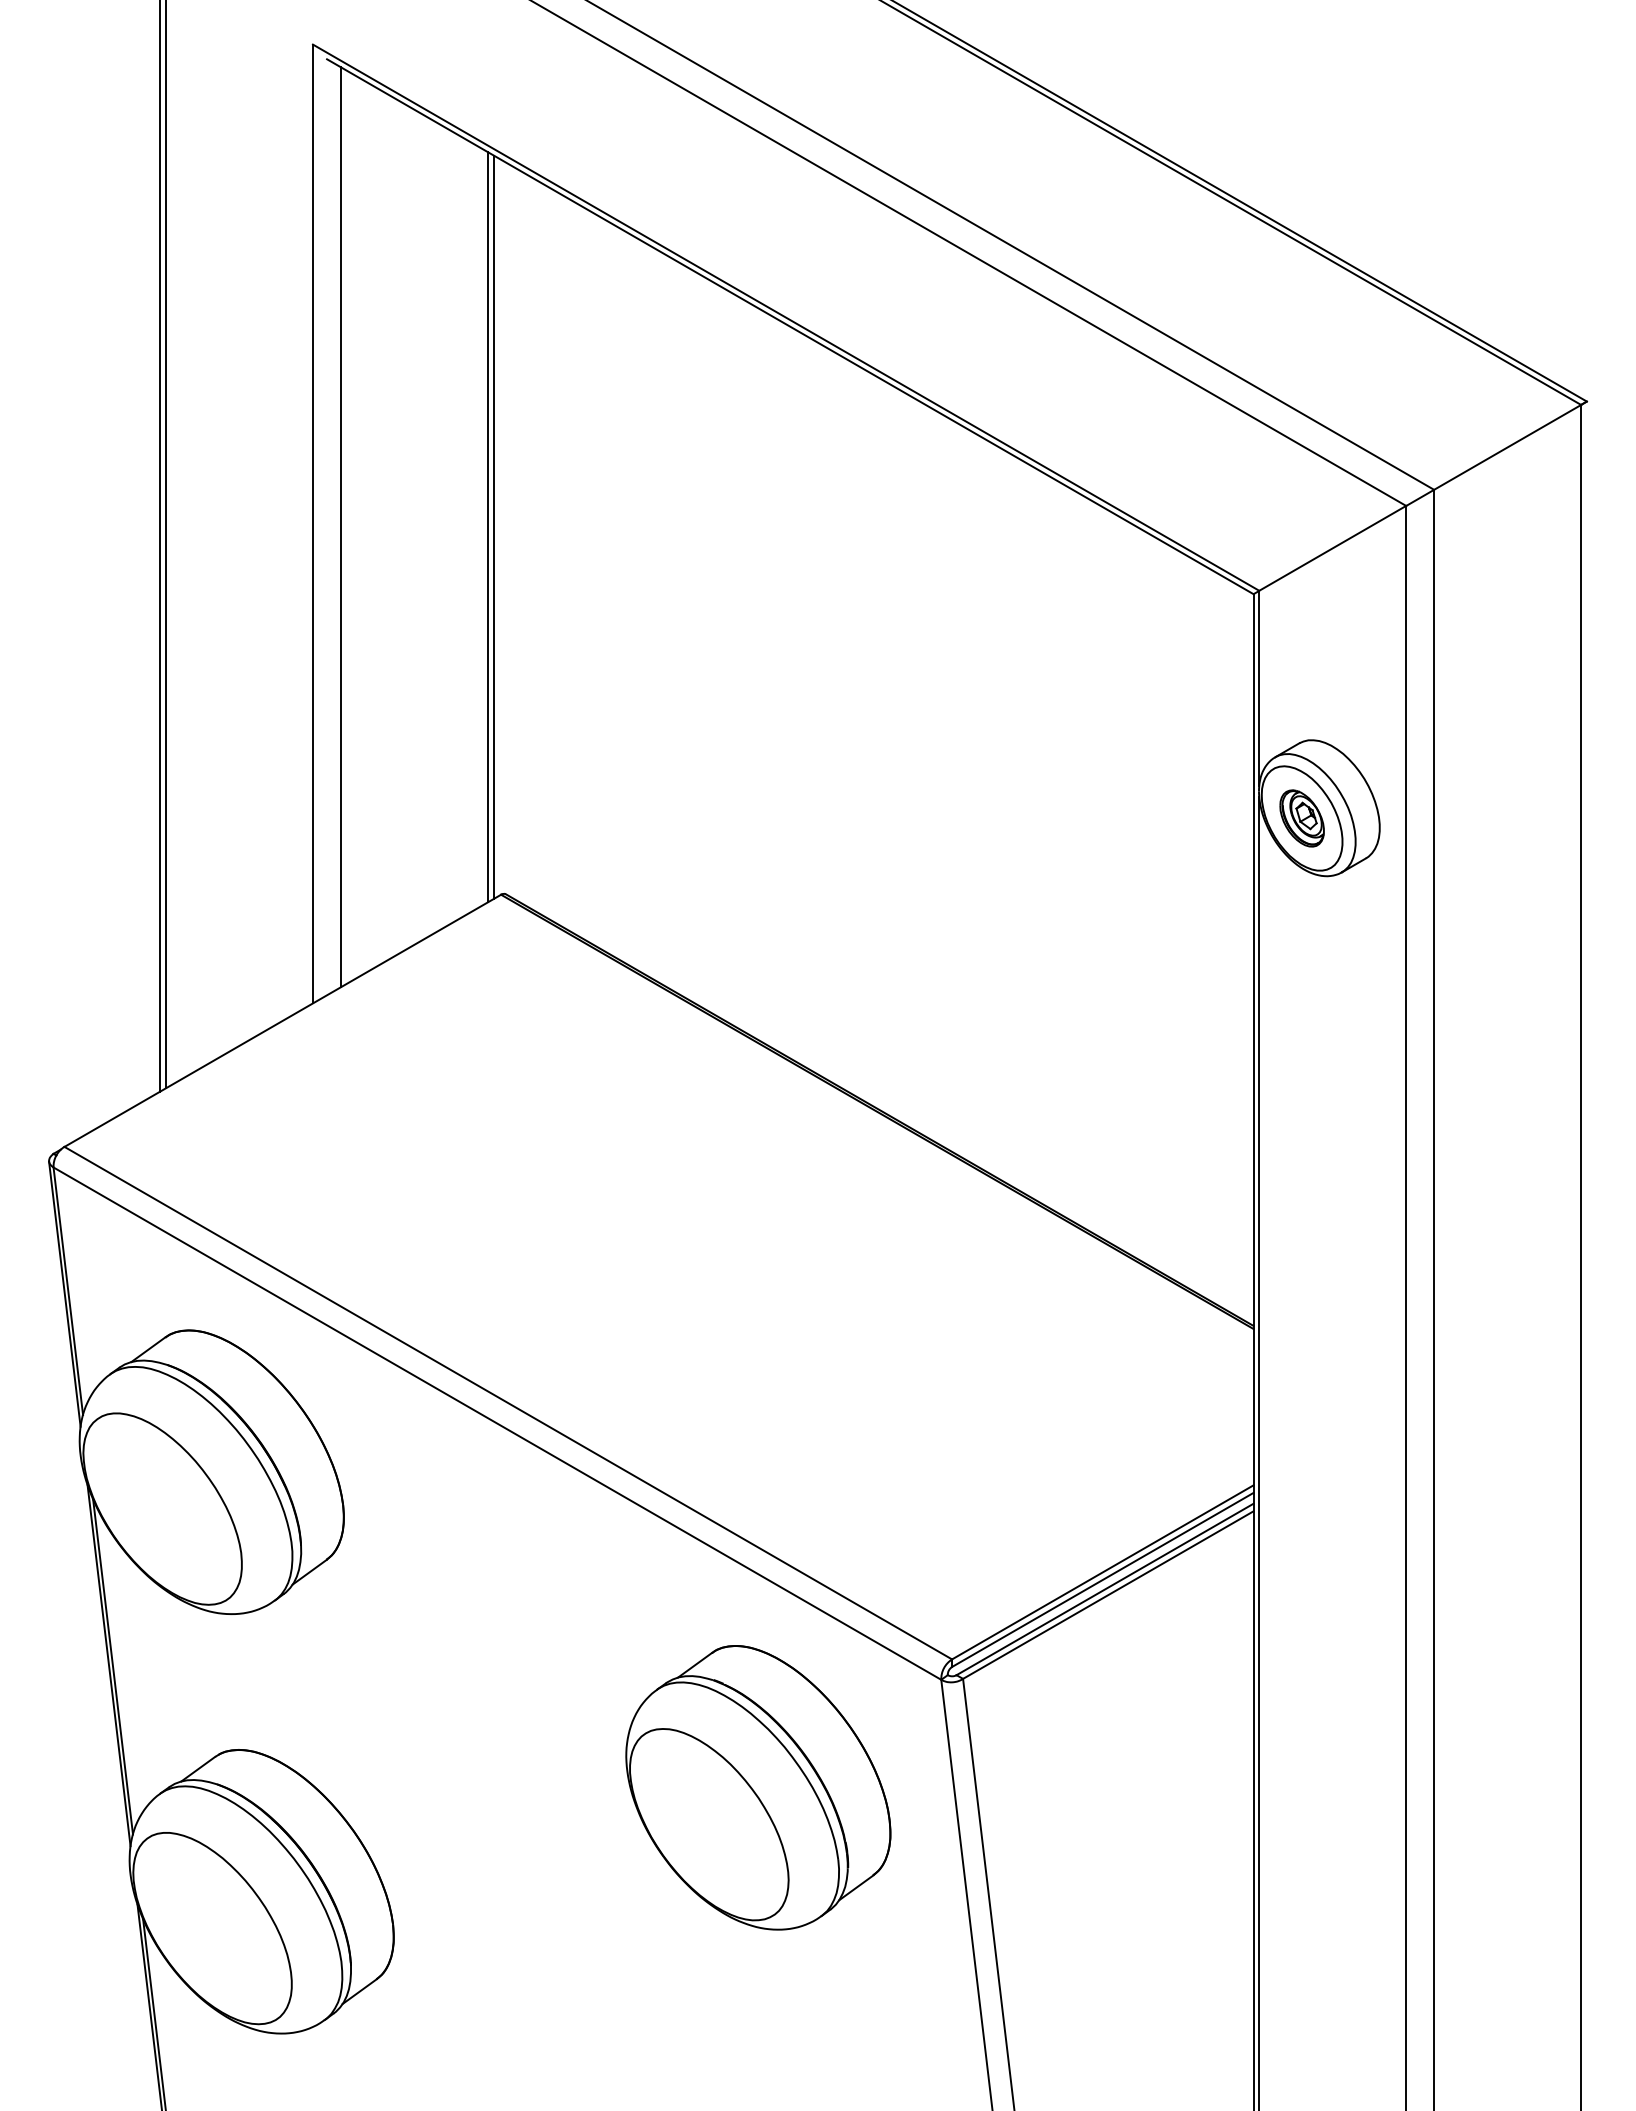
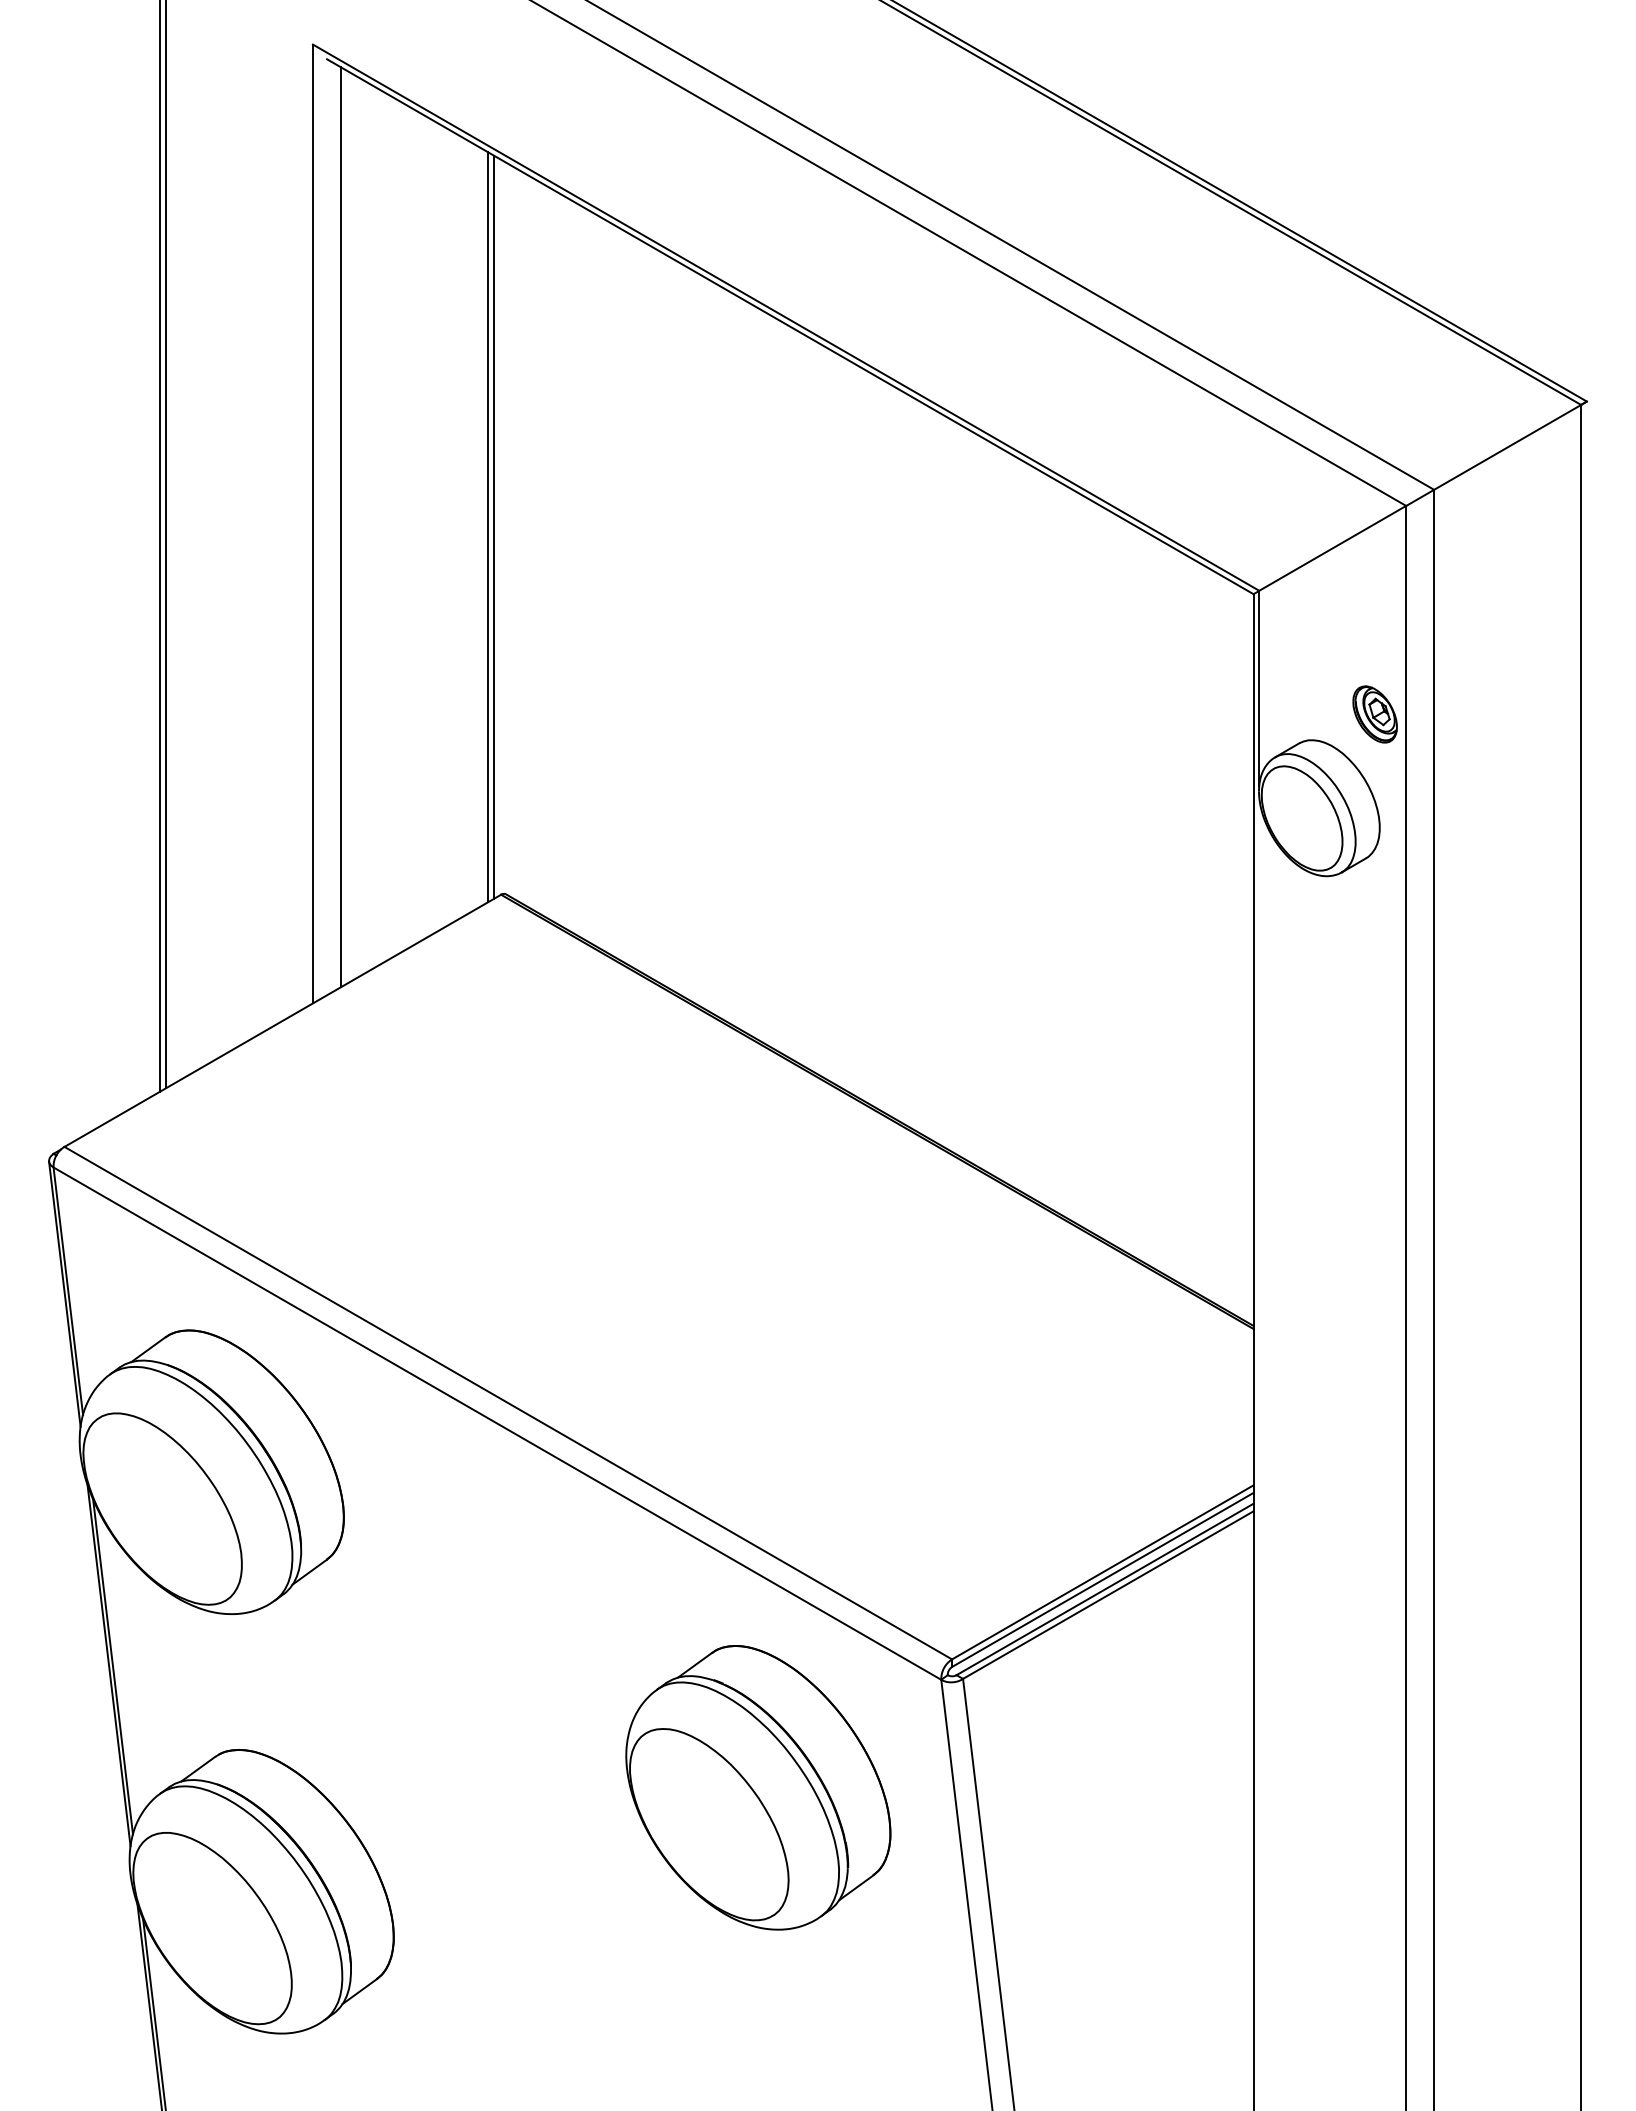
part position: (1301, 818) -> (1374, 714) (1374, 714)
line: present -> none (1259, 1452)
